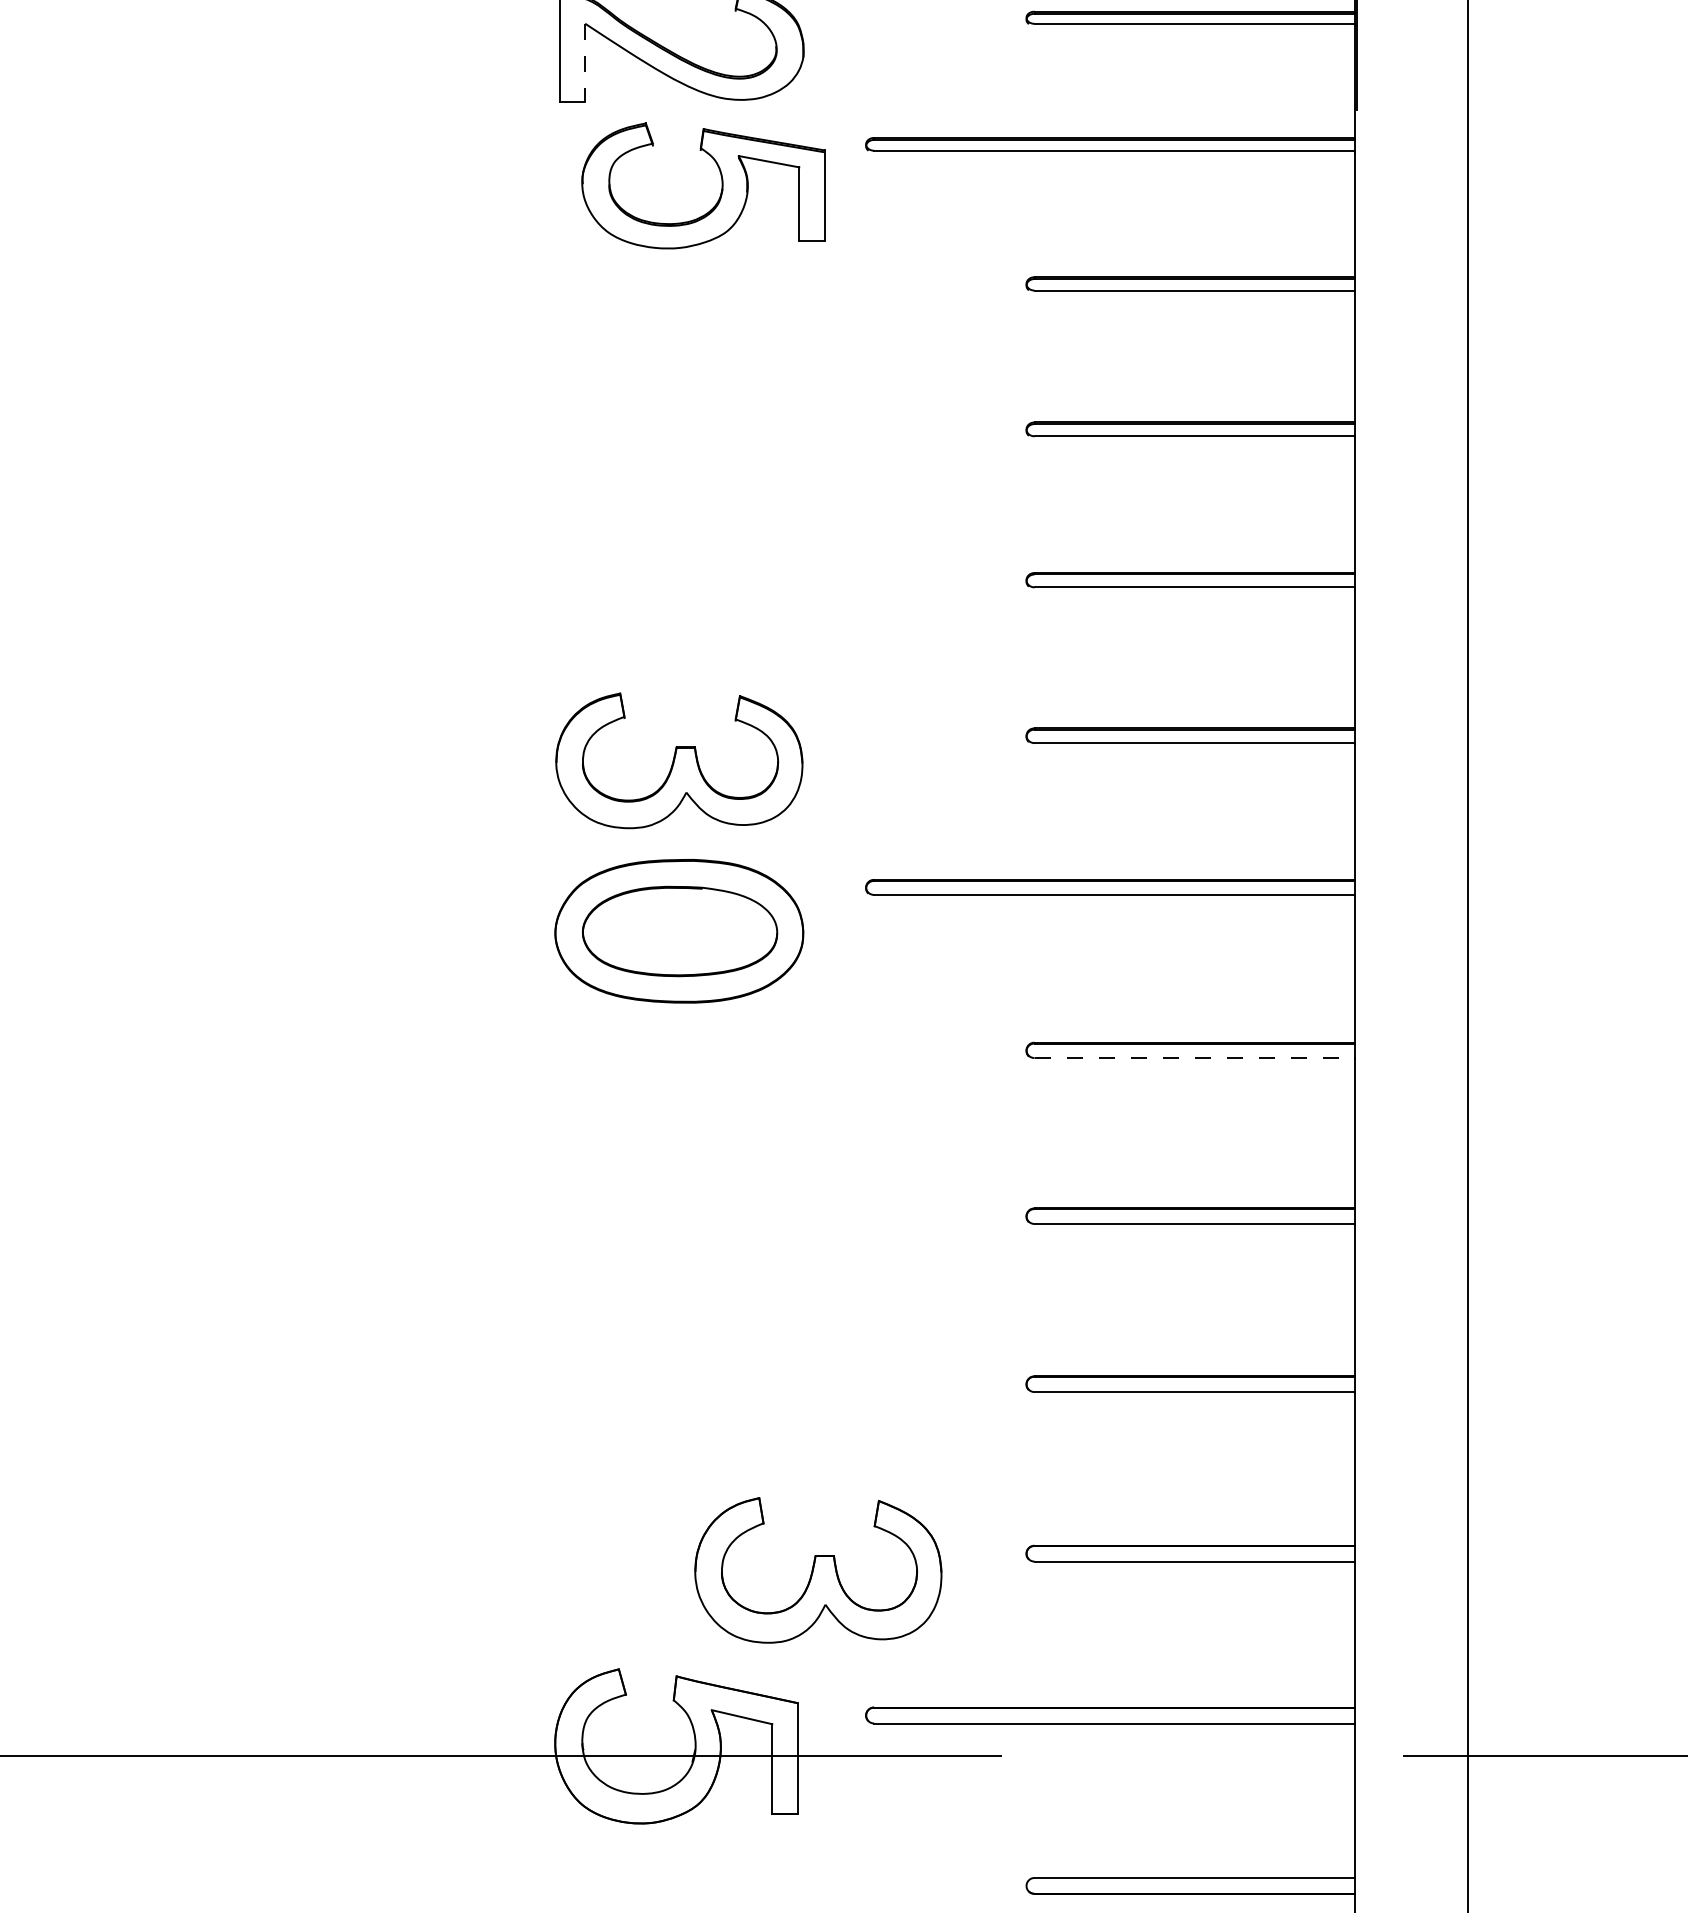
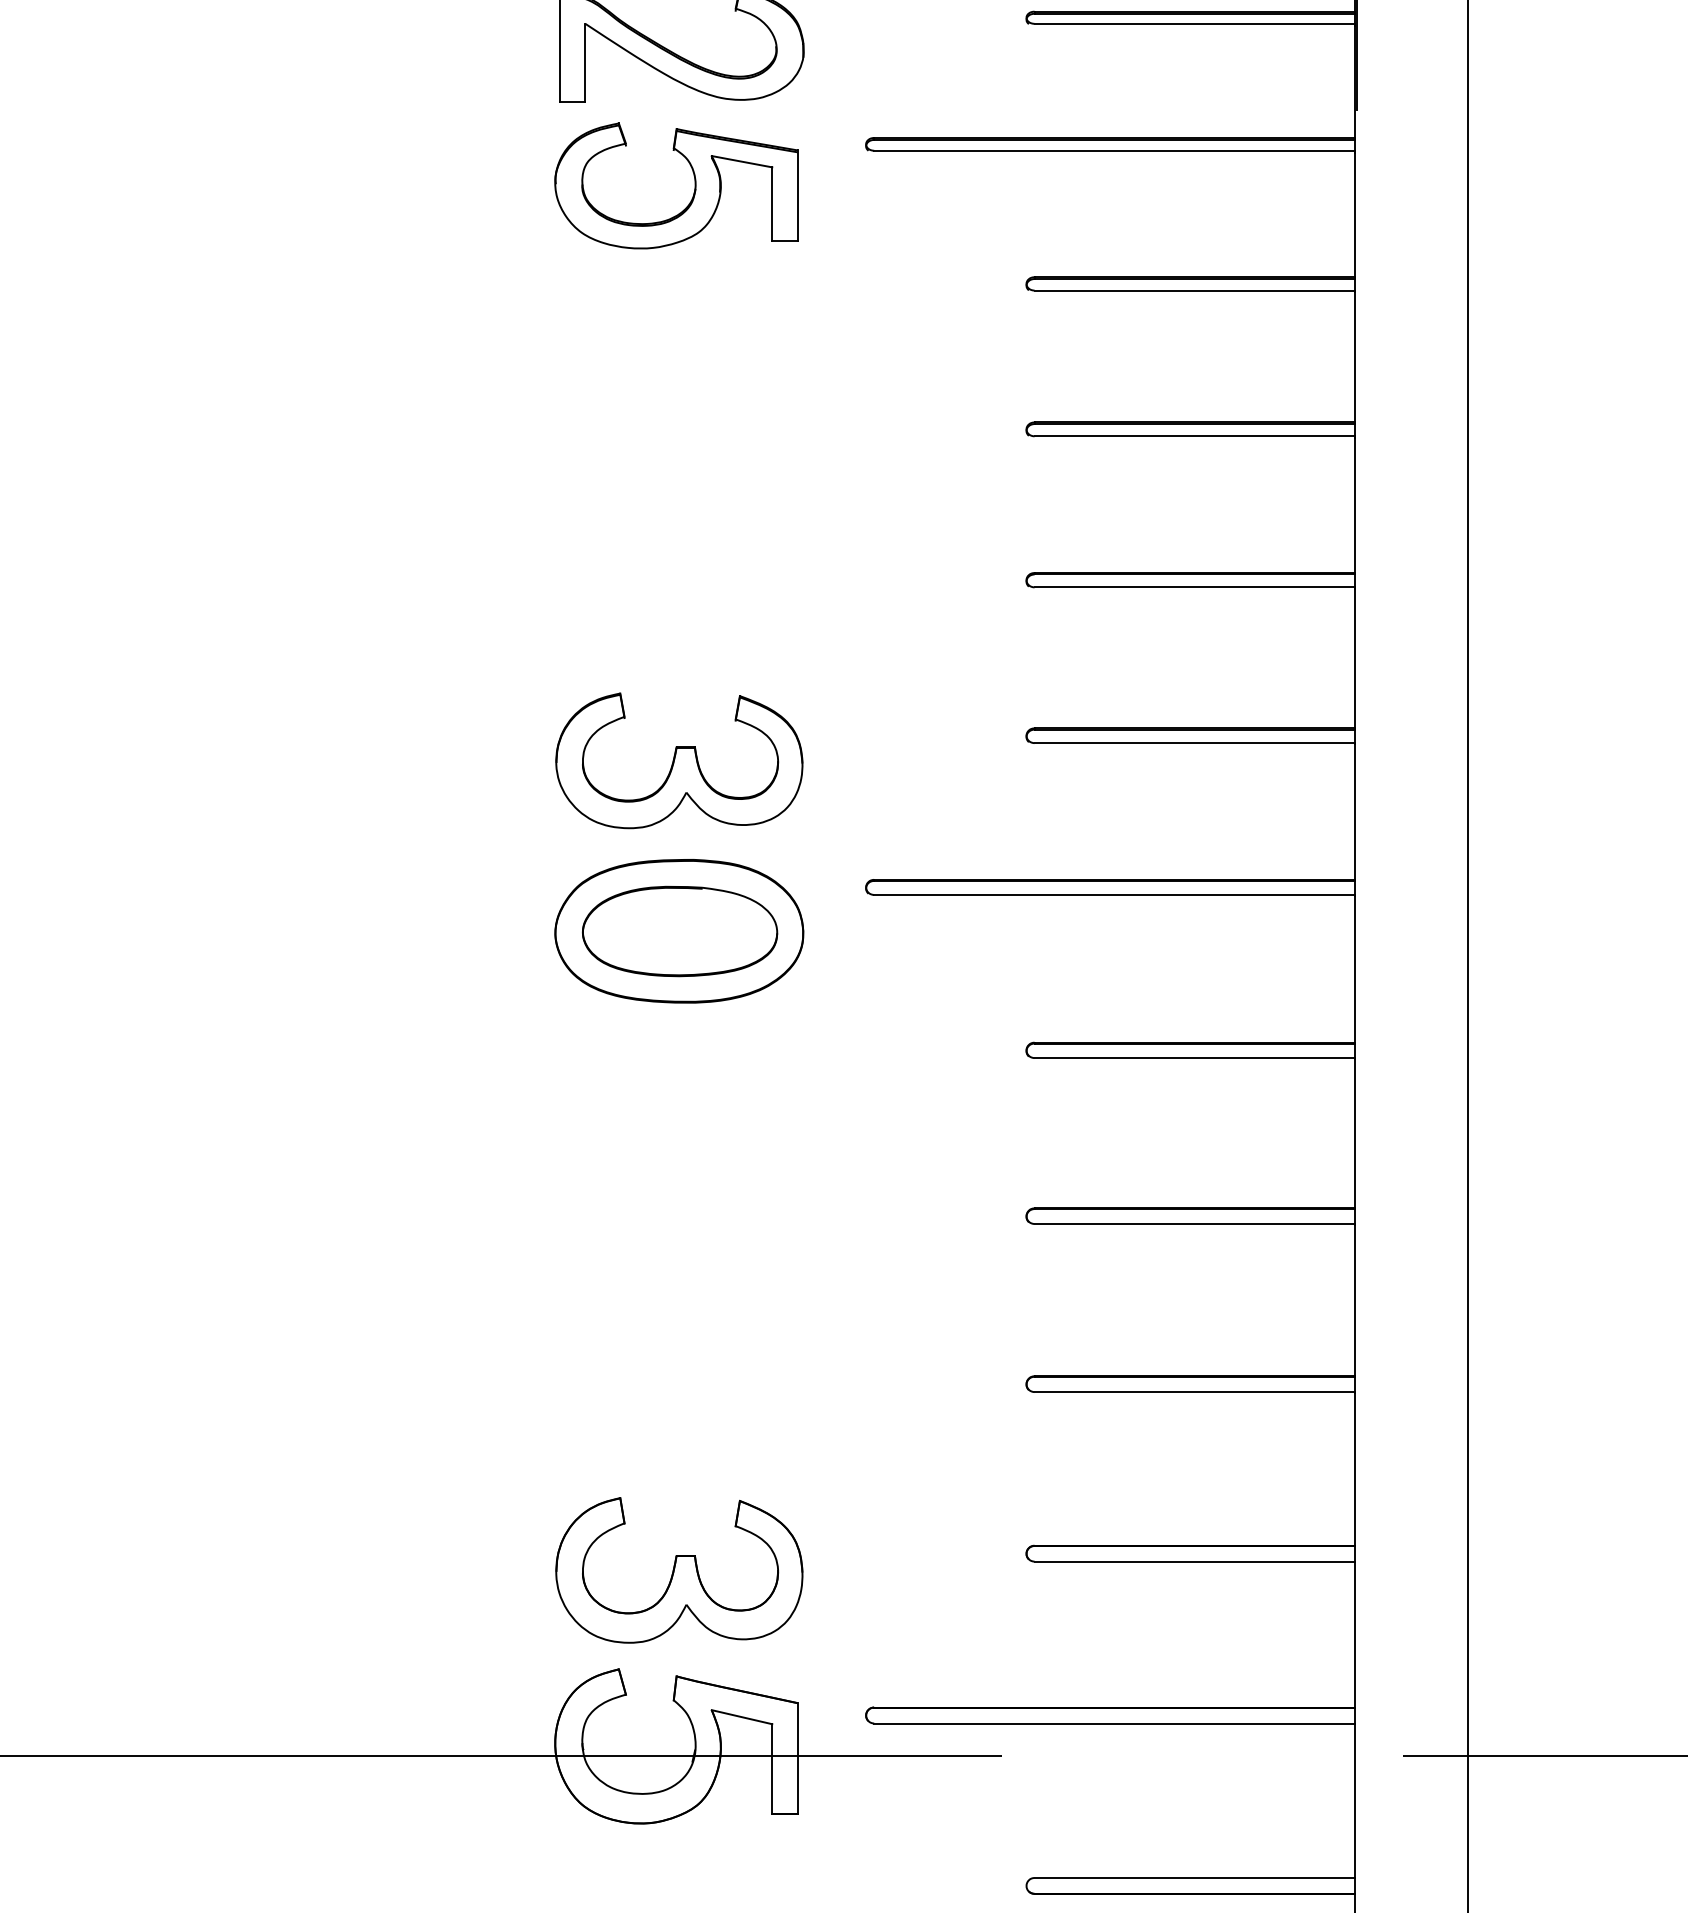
line: dashed -> solid (585, 63)
part position: (721, 185) -> (694, 185) (694, 185)
line: dashed -> solid (1195, 1058)
part position: (818, 1570) -> (679, 1570) (679, 1570)
